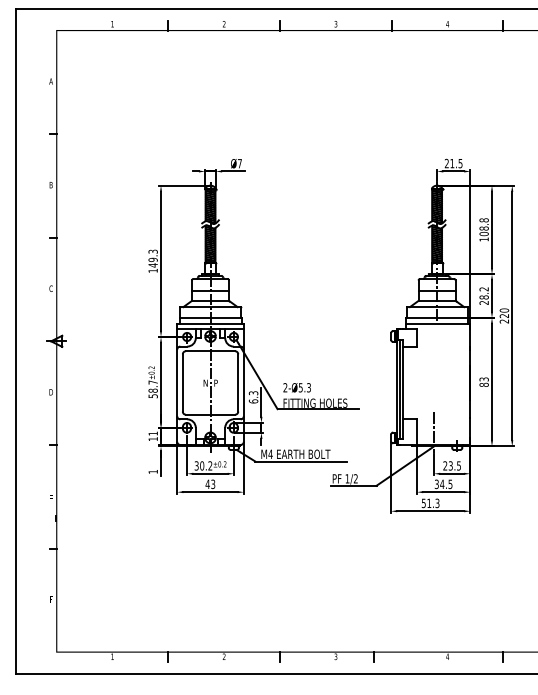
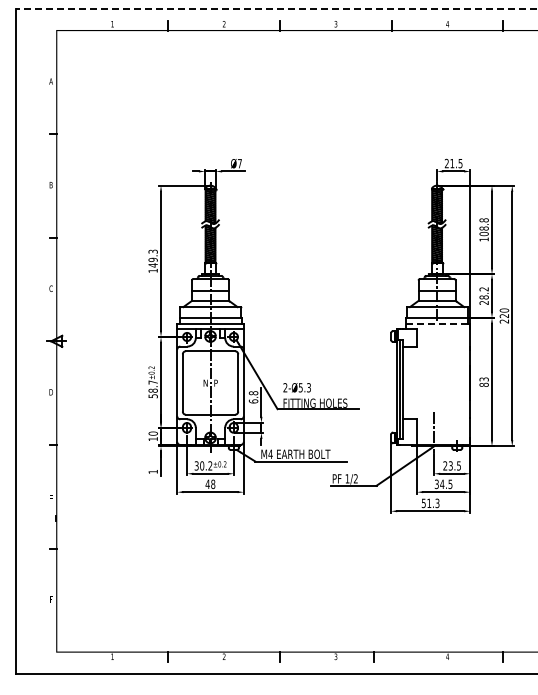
line: solid -> dashed (276, 8)
line: solid -> dashed (437, 324)
text: 6.3 -> 6.8 (253, 393)
text: 11 -> 10 (152, 433)
text: 43 -> 48 (213, 484)
